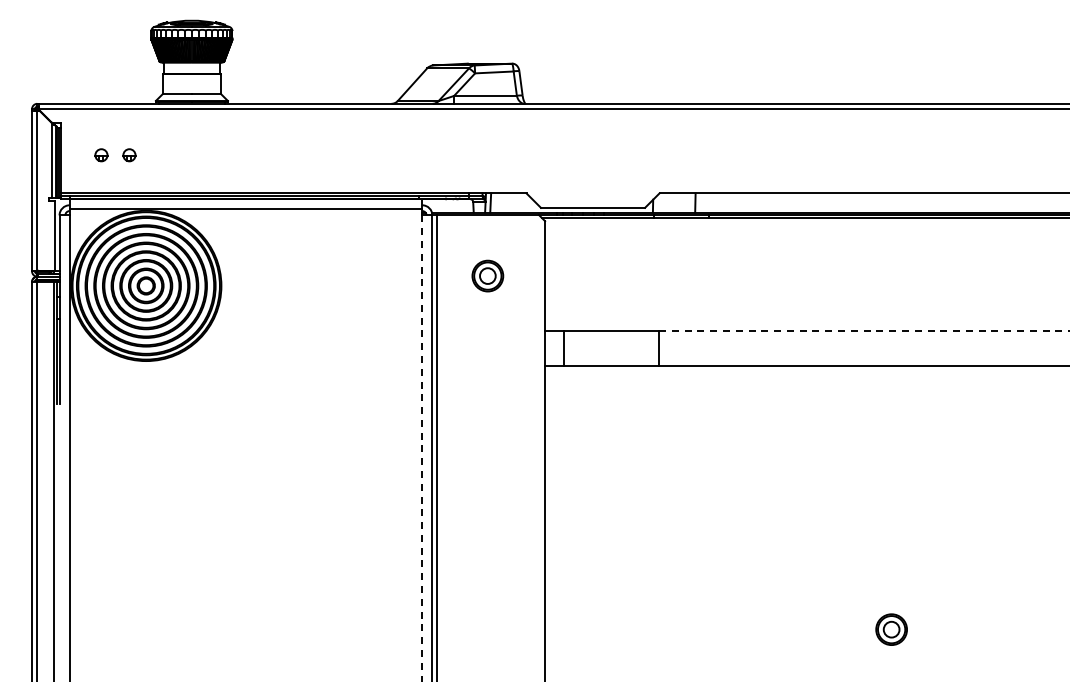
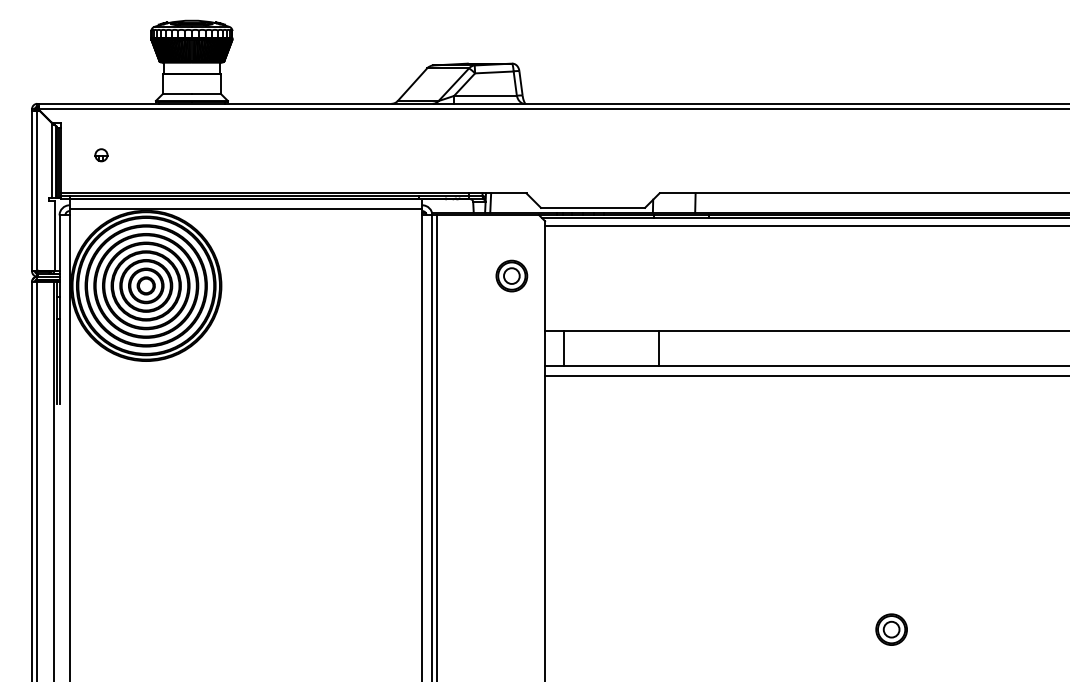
part: present -> none (129, 155)
line: none -> present (805, 225)
part position: (487, 275) -> (511, 275) (511, 275)
line: dashed -> solid (865, 330)
line: none -> present (805, 375)
line: dashed -> solid (422, 448)
